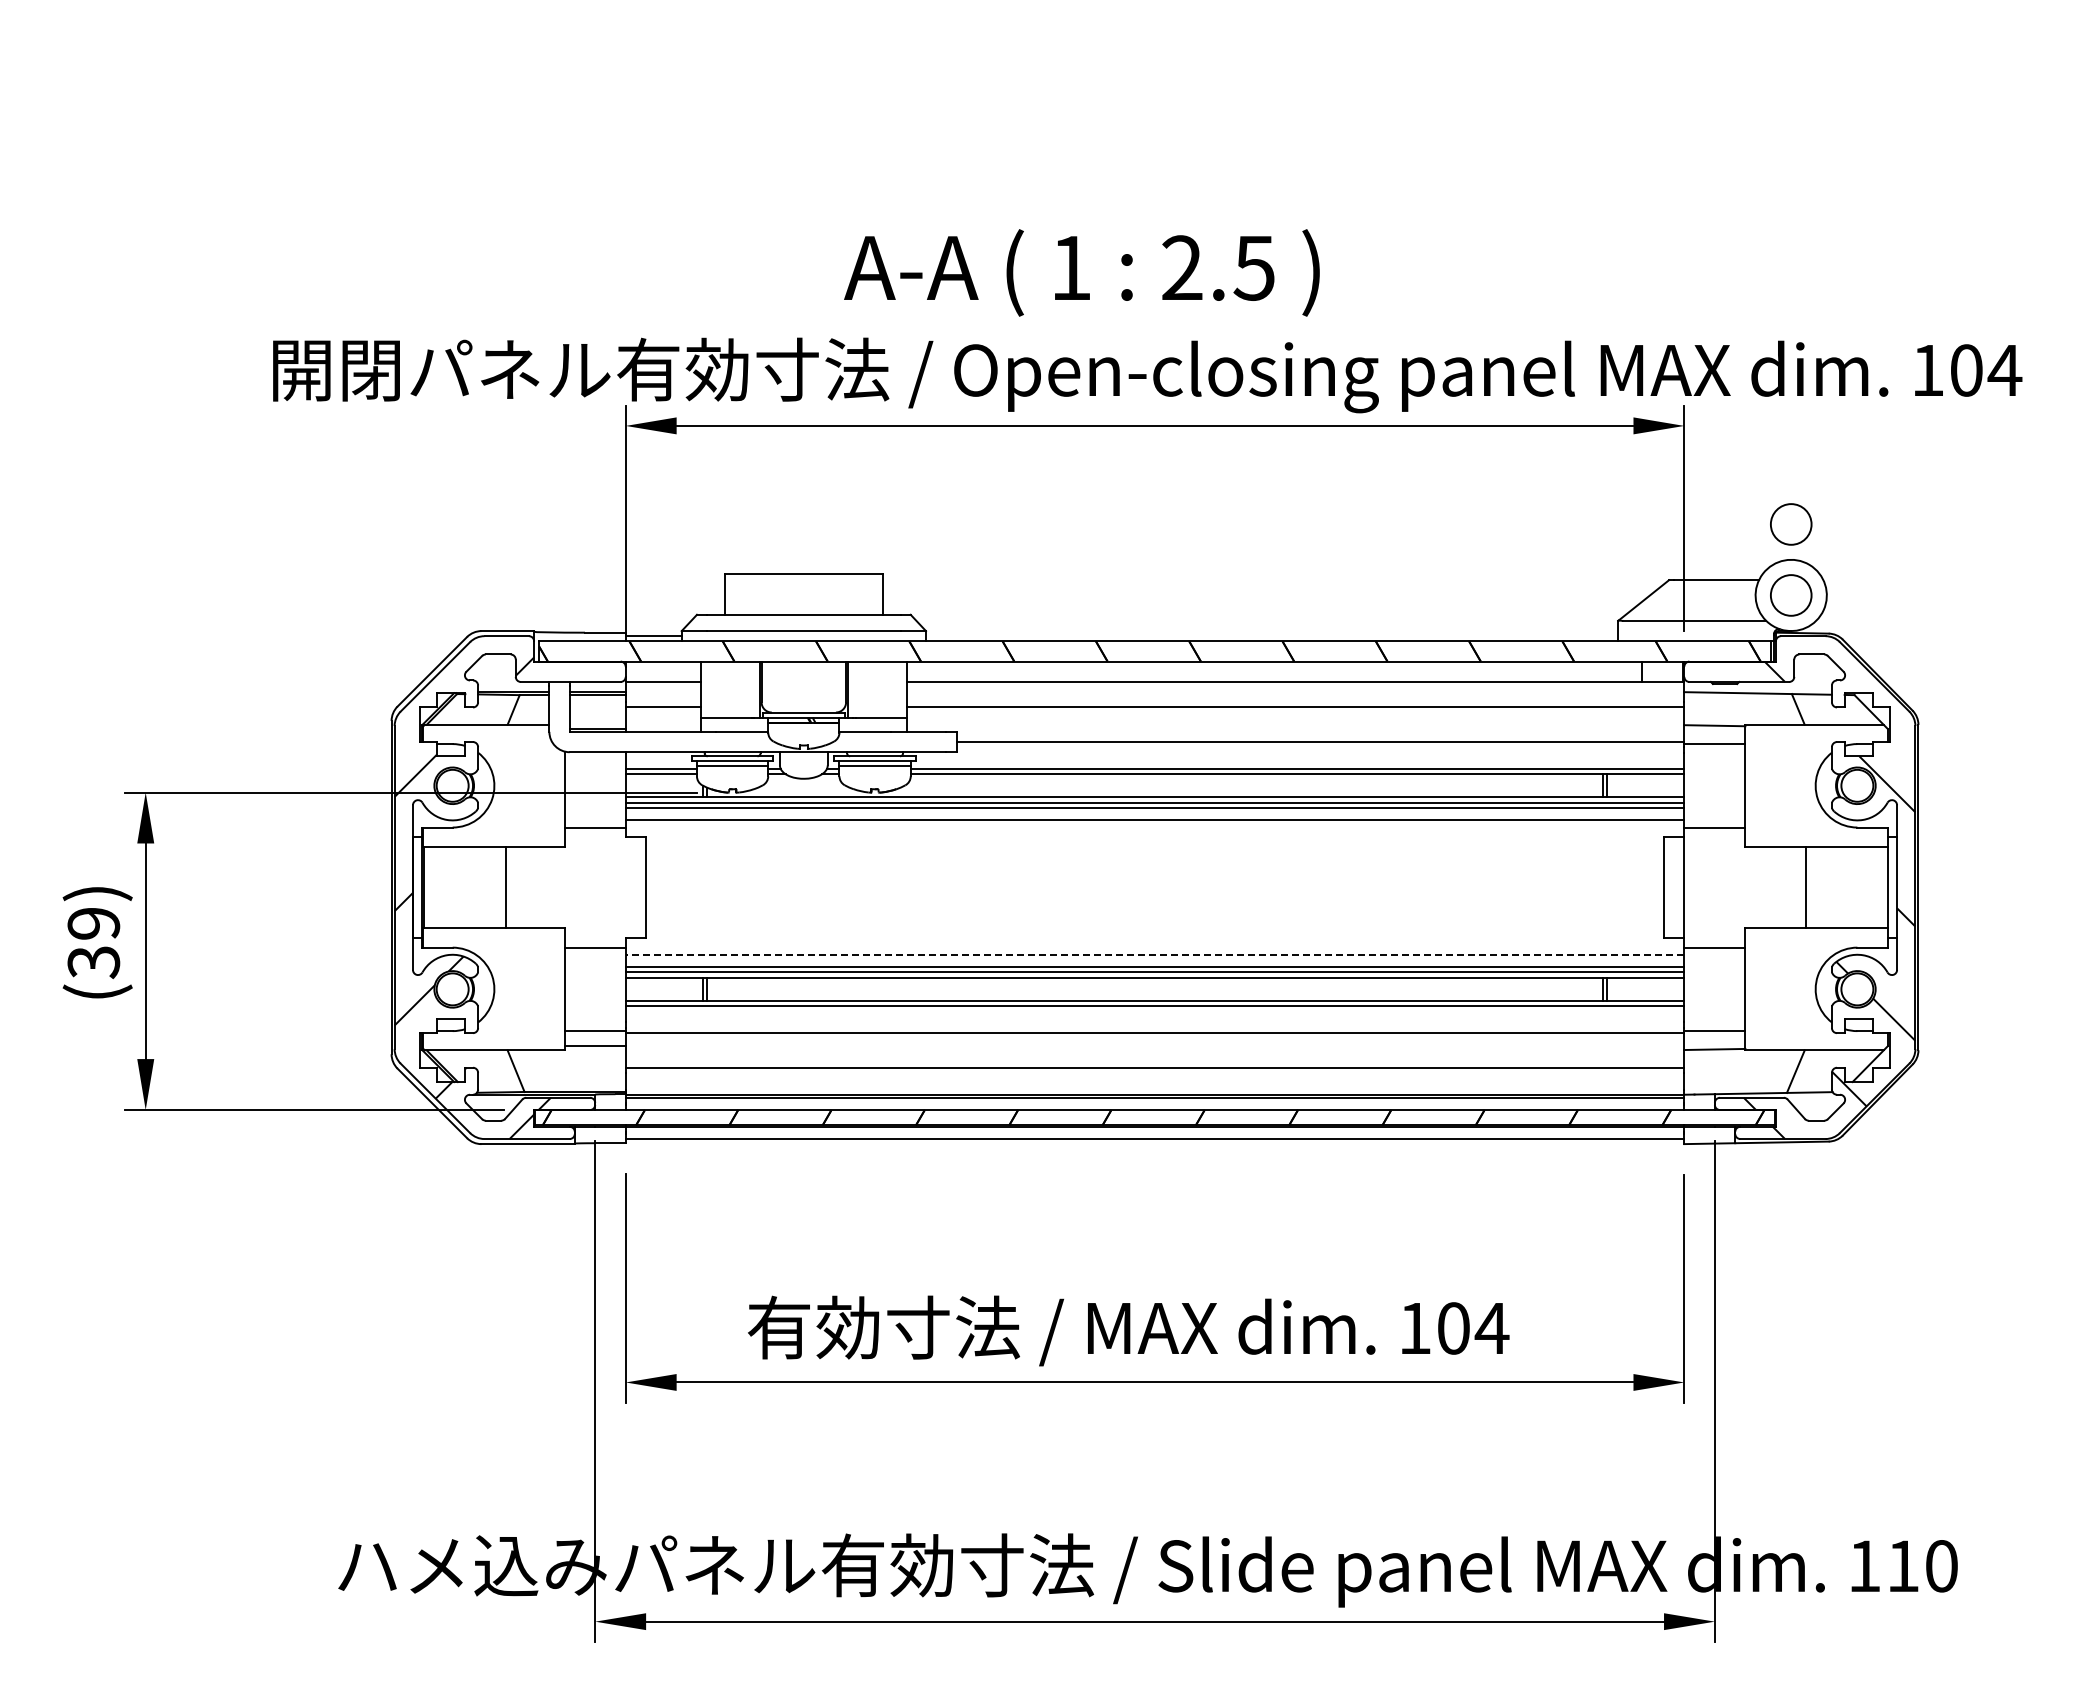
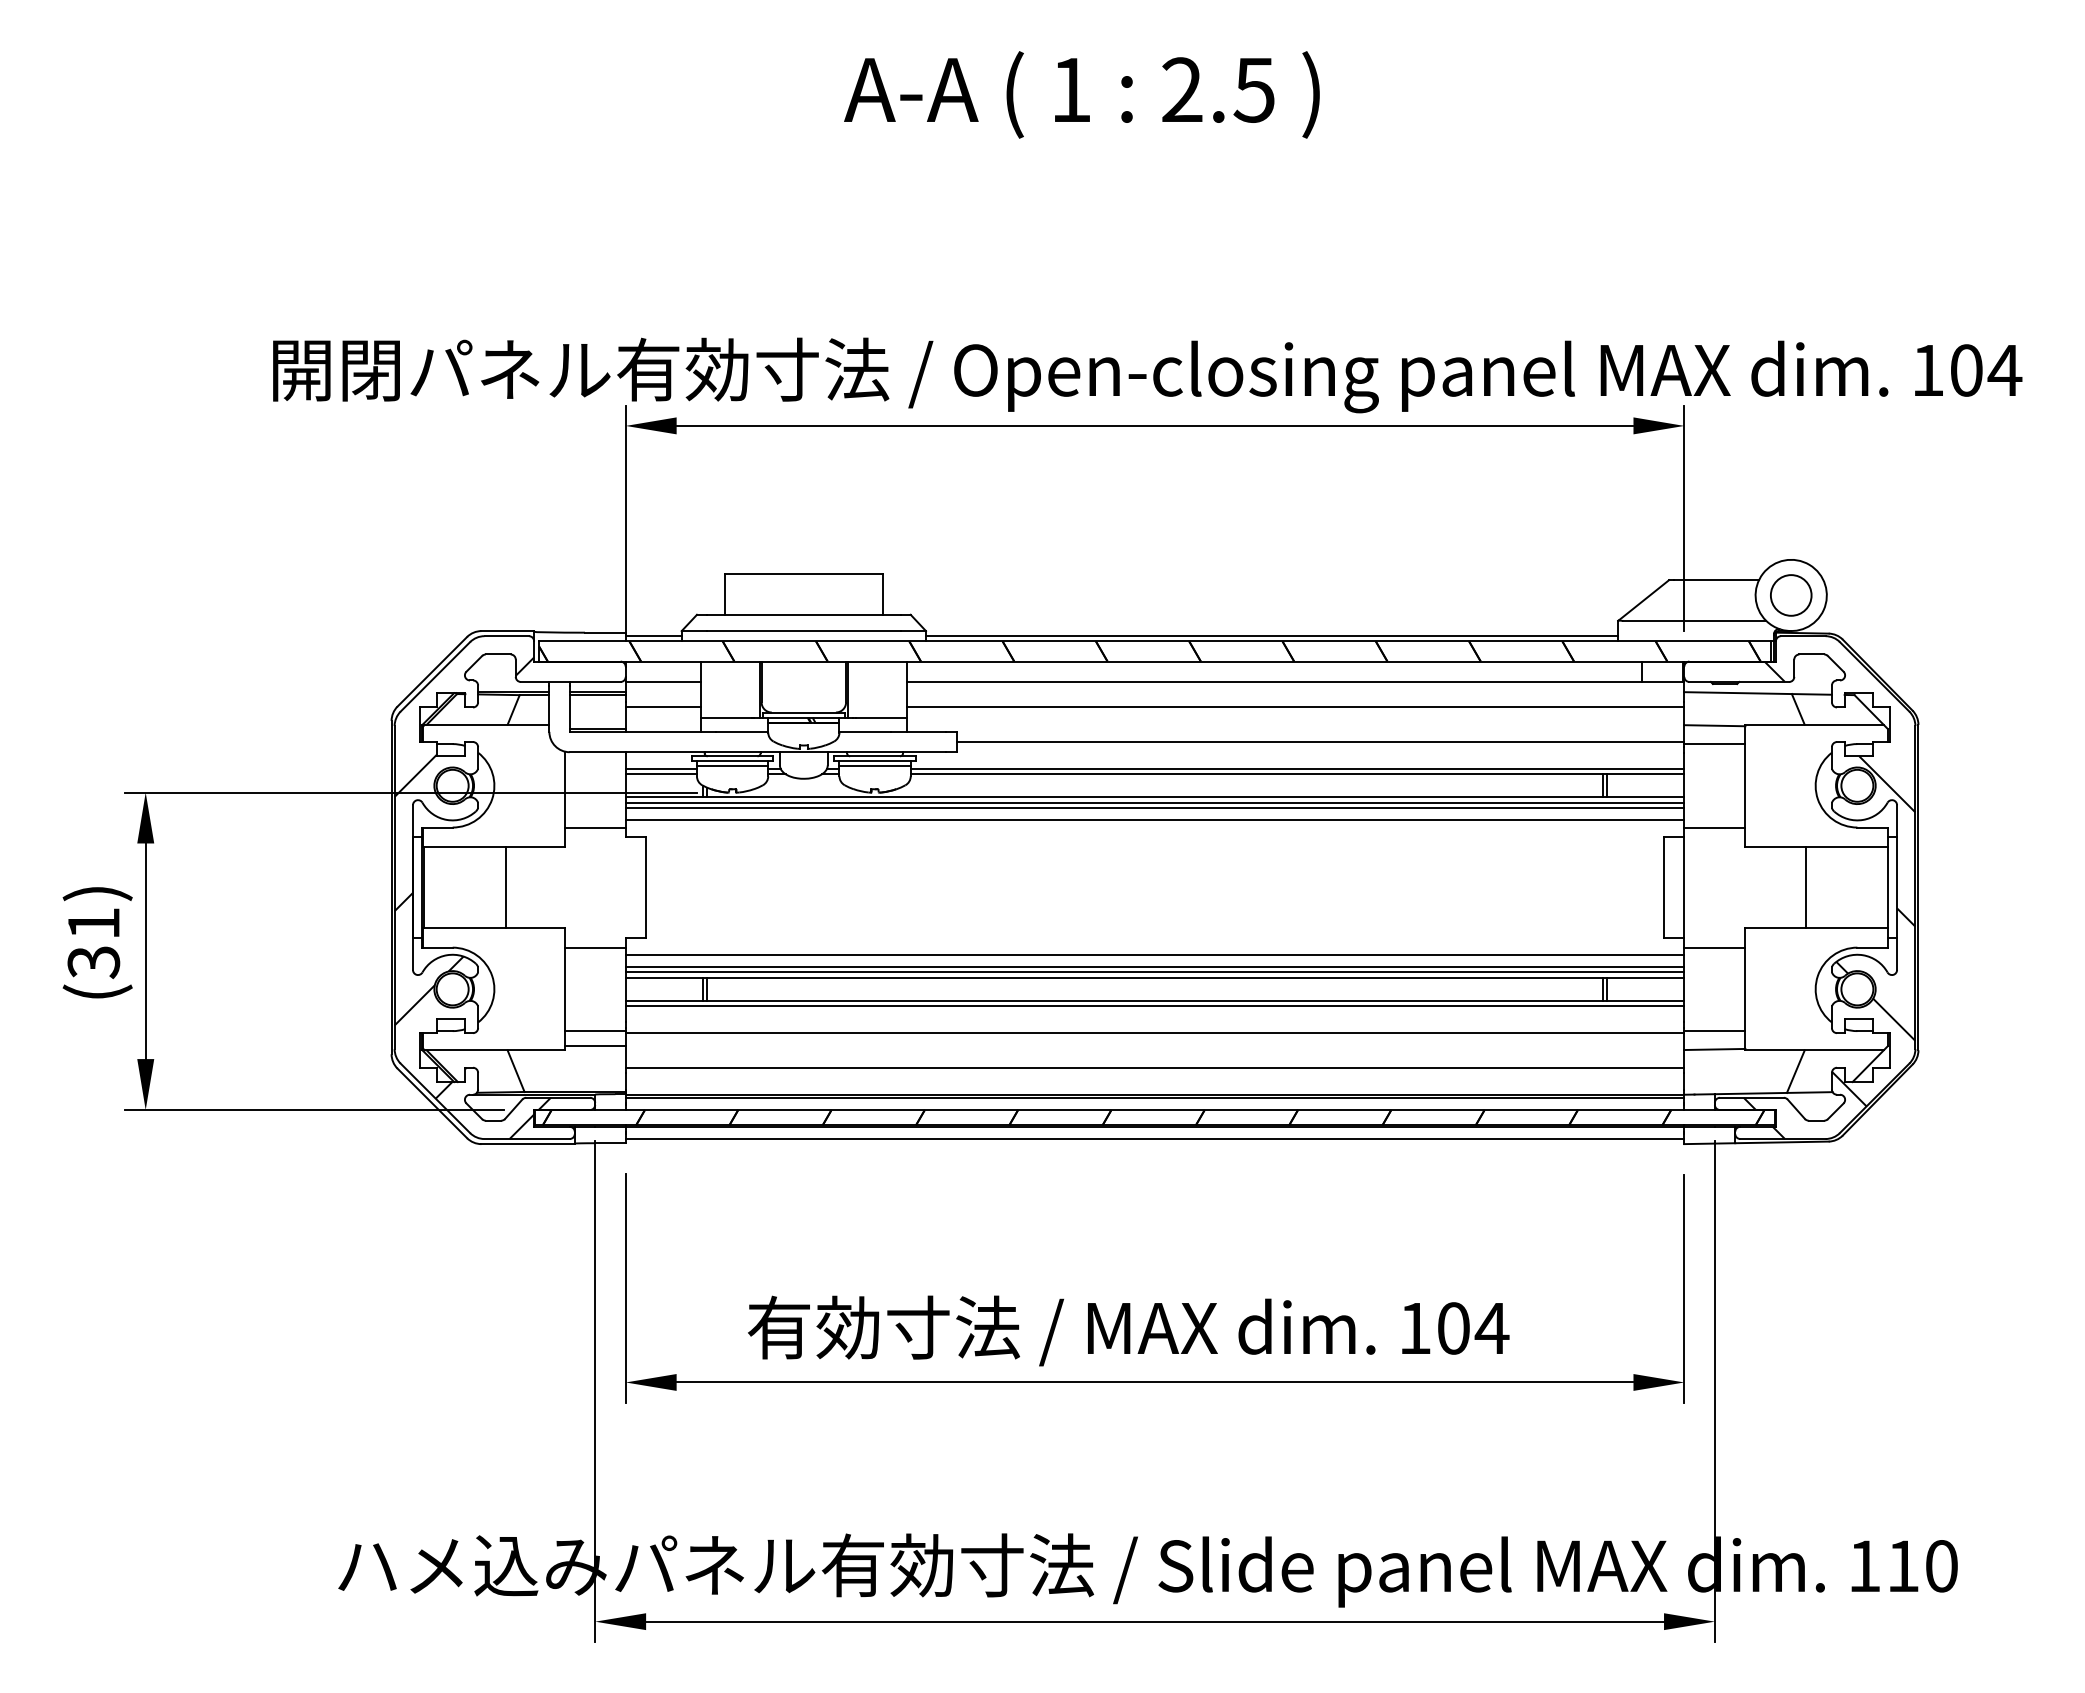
text position: (1081, 272) -> (1081, 94) (1081, 94)
circle: present -> none (1791, 524)
line: none -> present (1272, 636)
text: (39) -> (31) (93, 923)
line: dashed -> solid (1154, 954)
